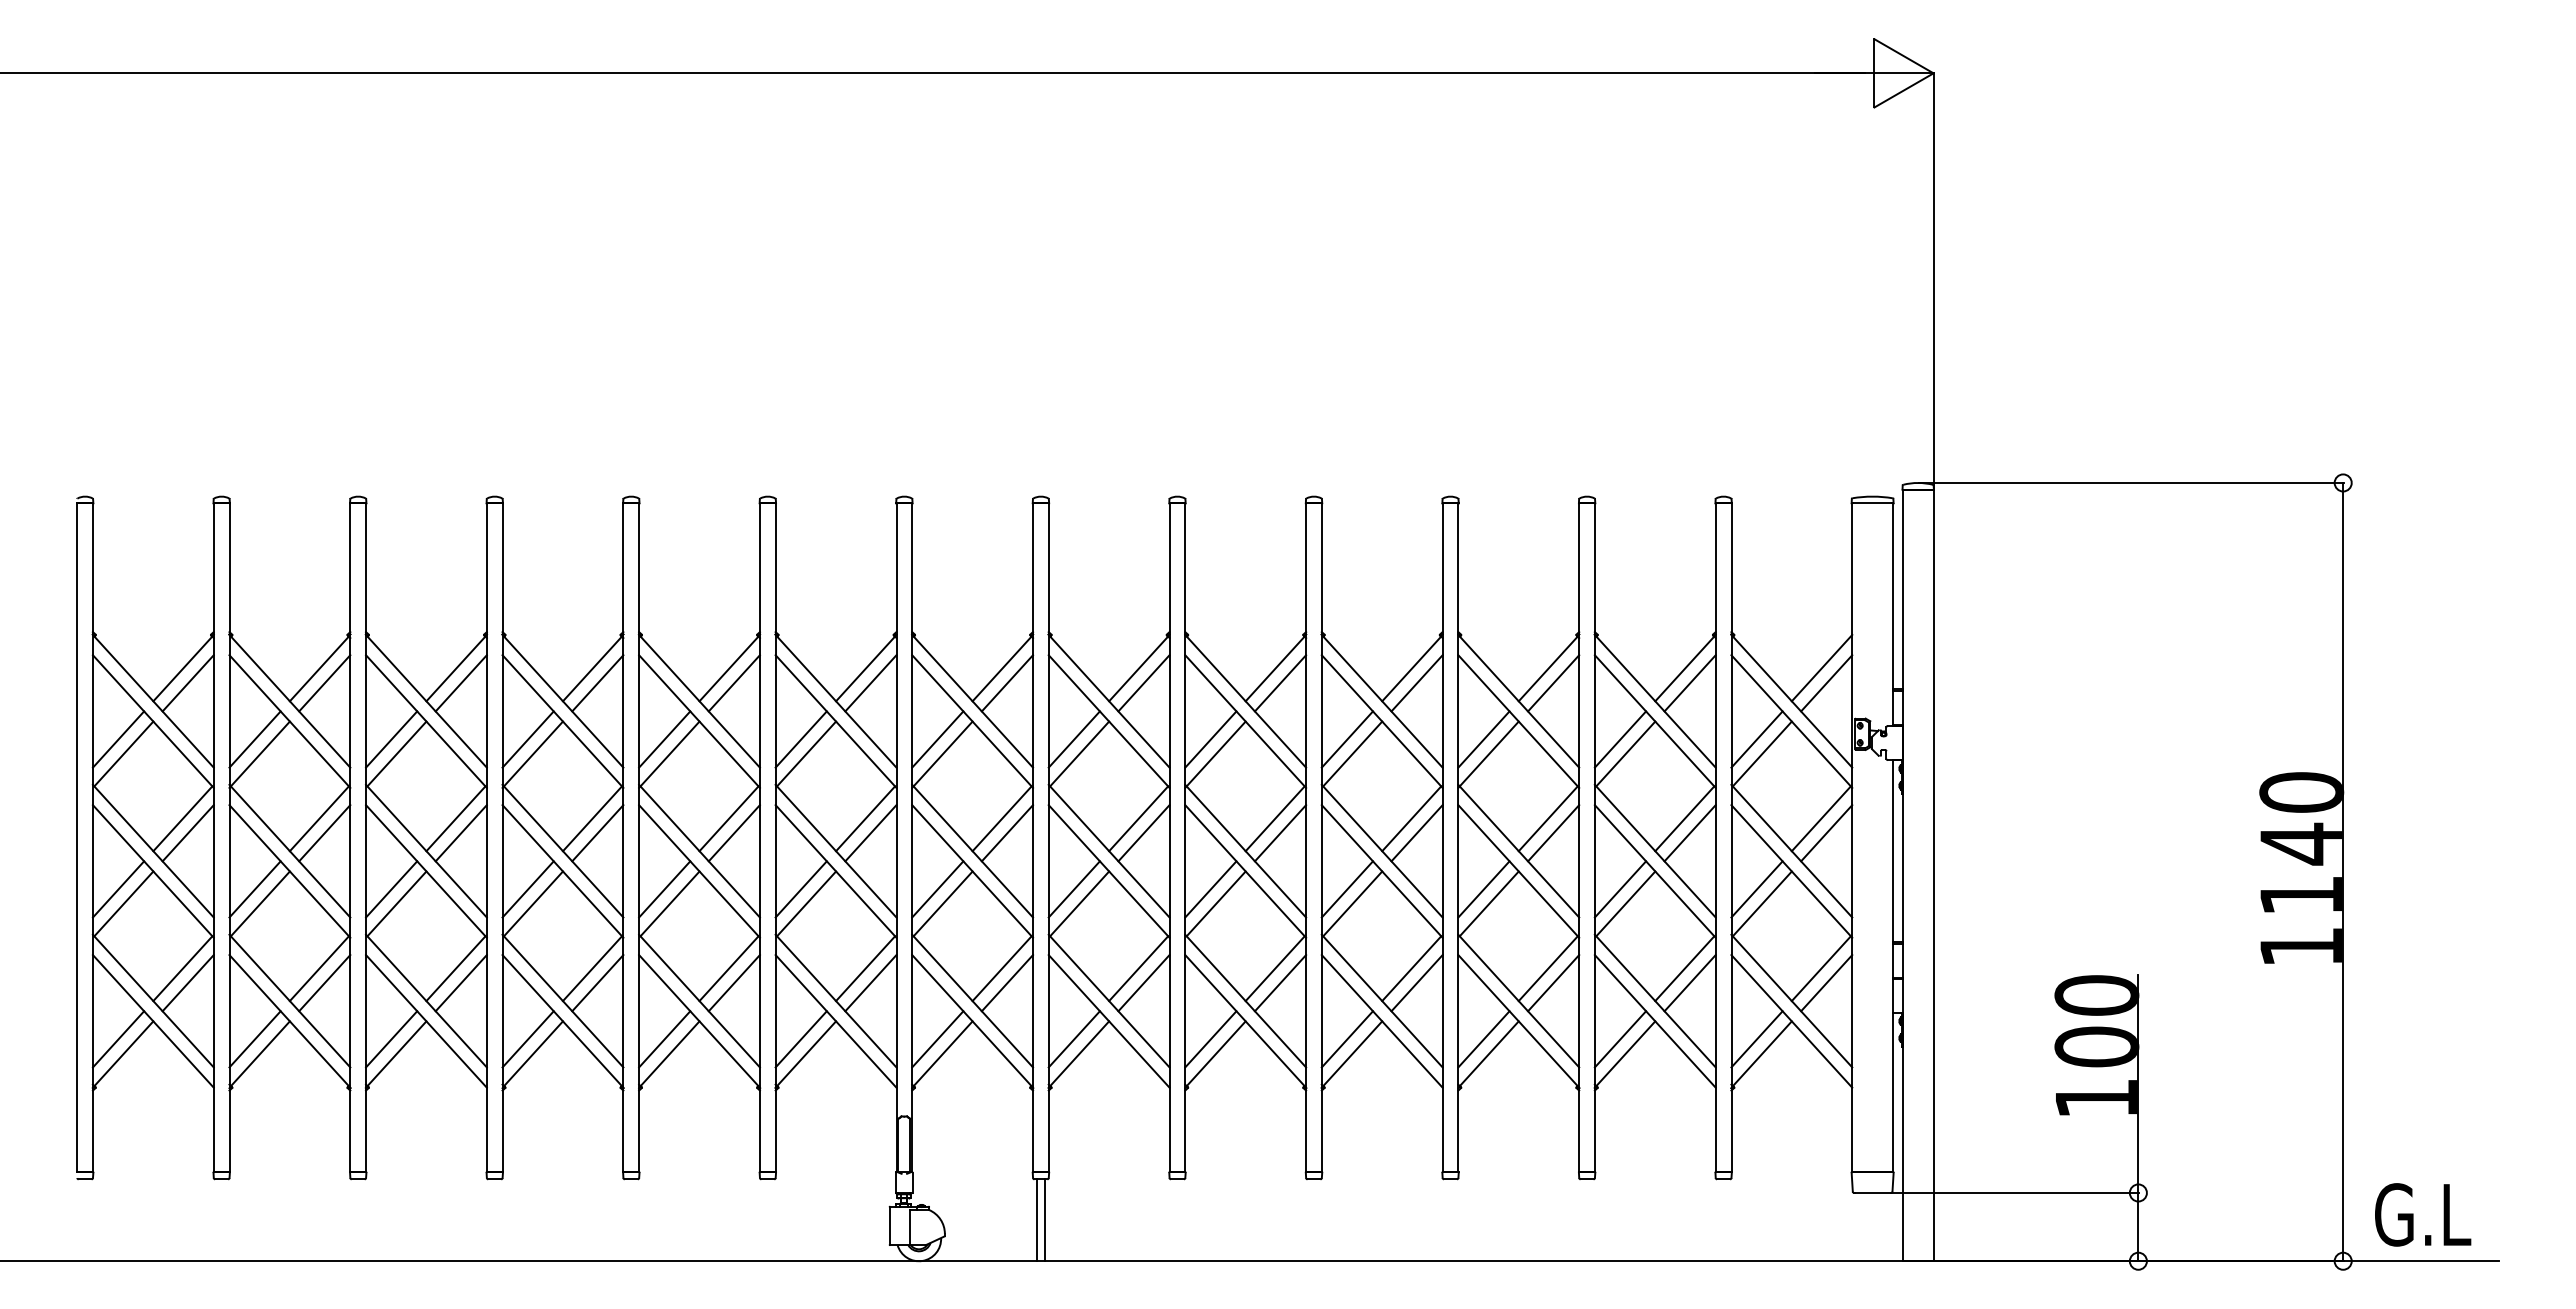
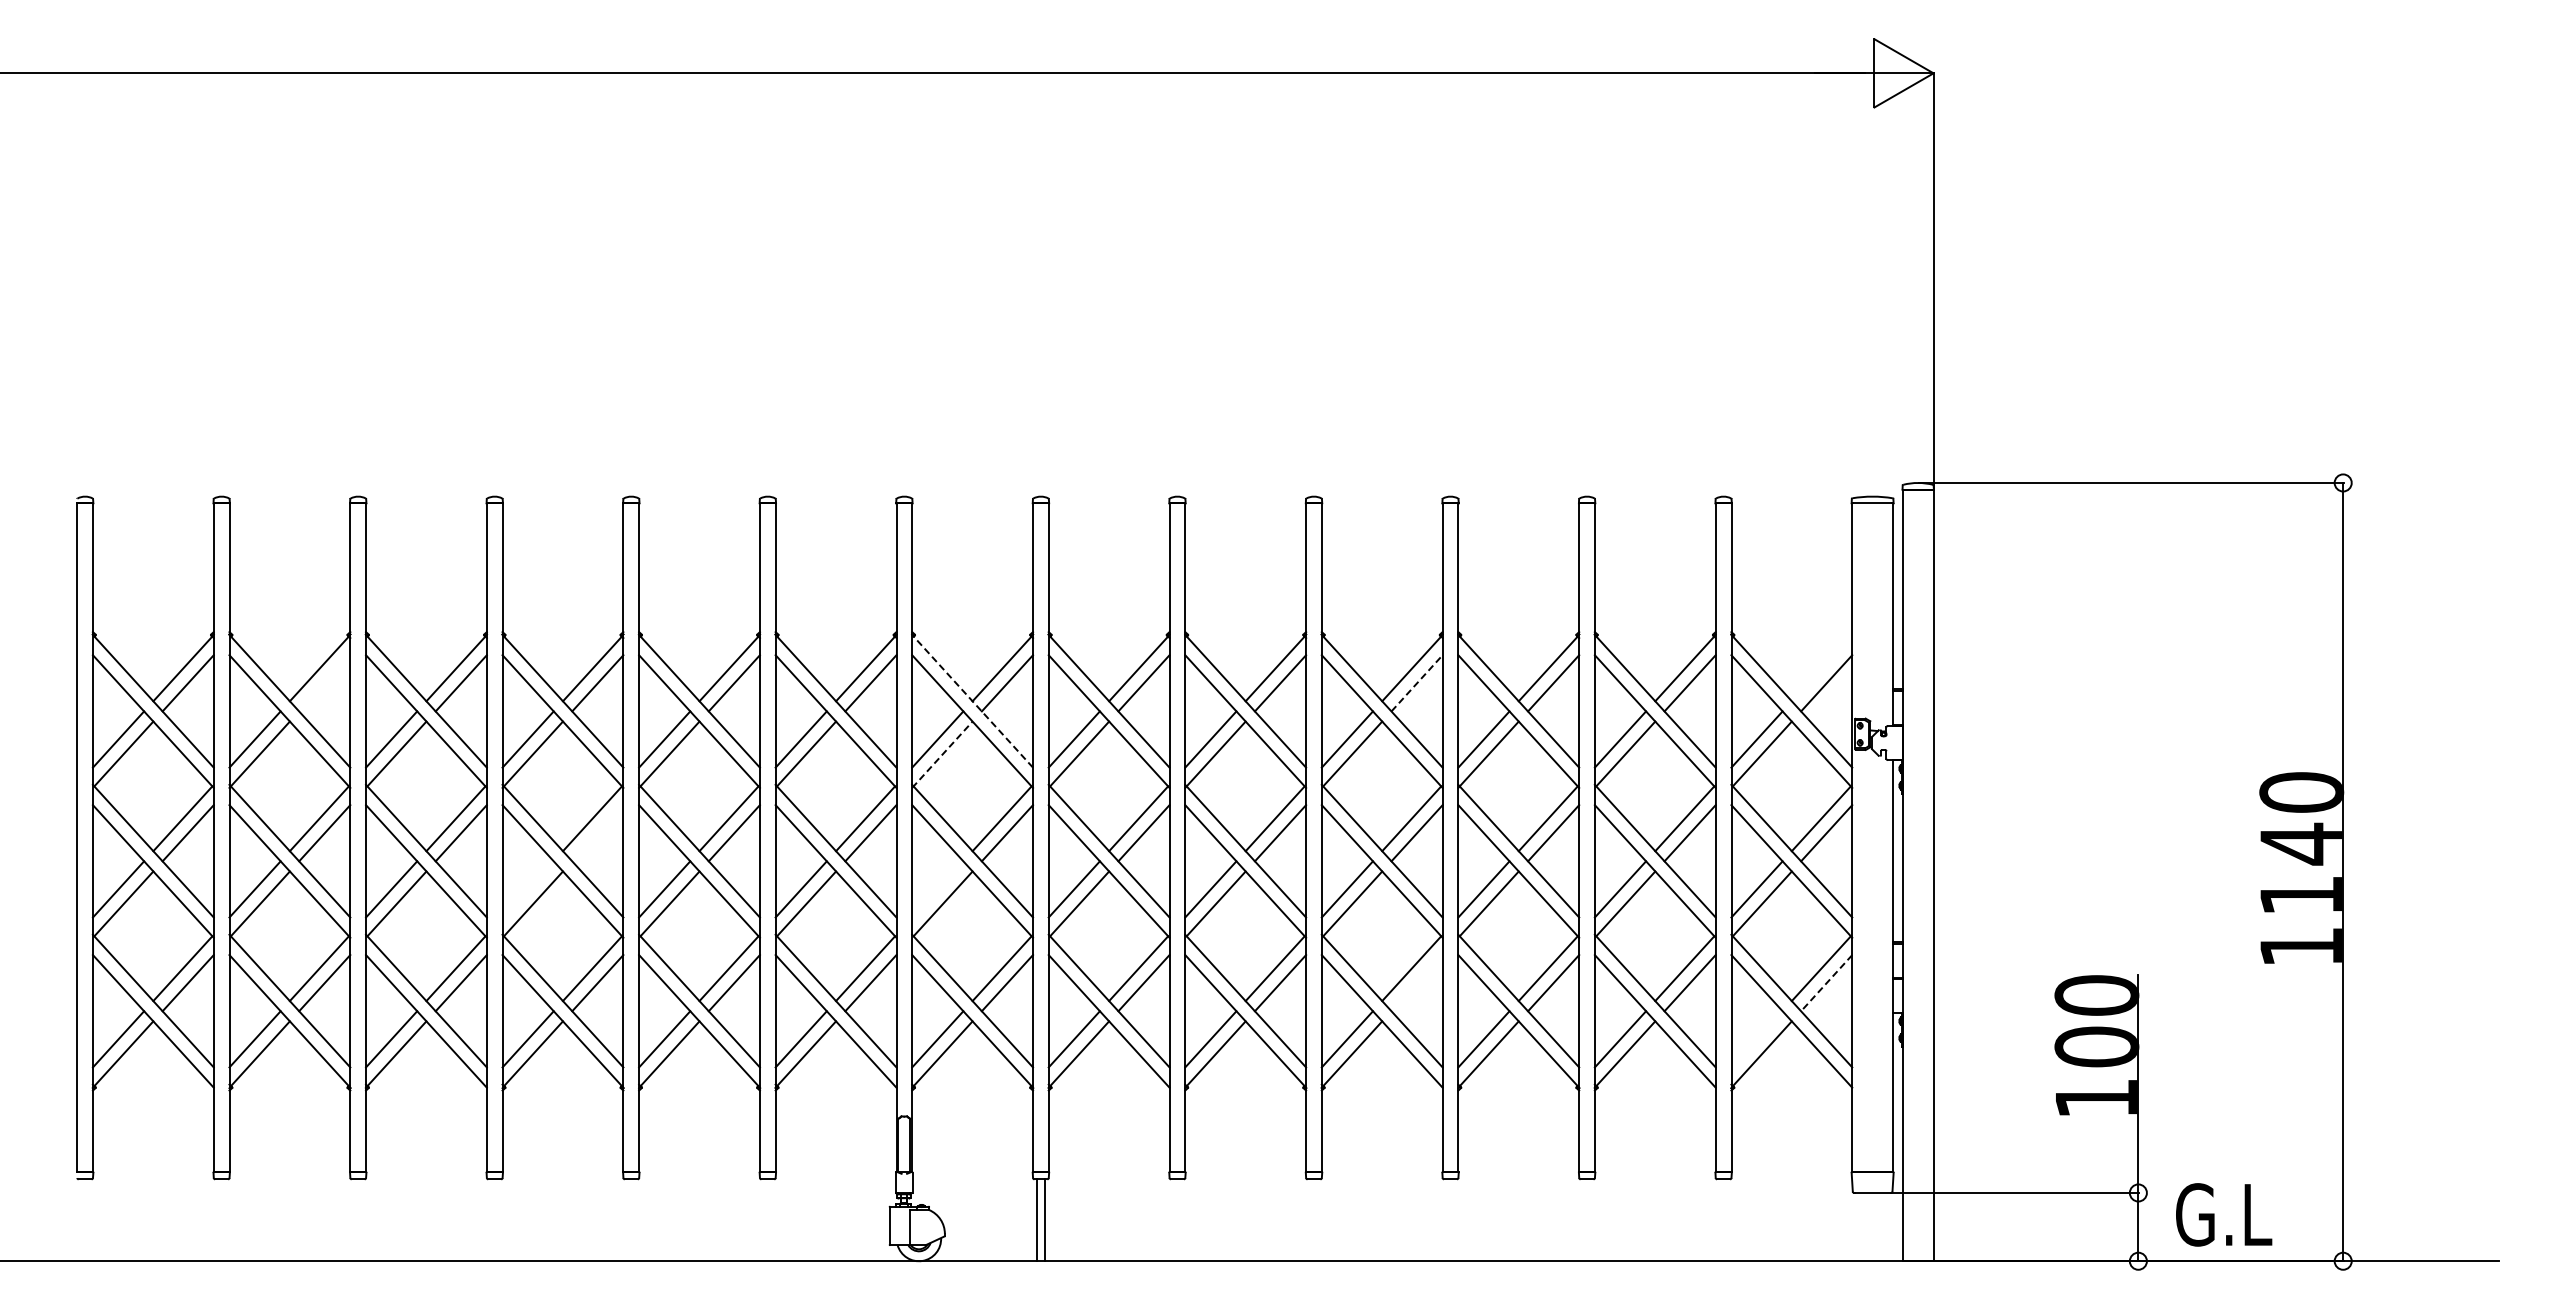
line: present -> none (1821, 667)
line: present -> none (324, 683)
line: solid -> dashed (1417, 683)
line: solid -> dashed (972, 701)
line: solid -> dashed (942, 754)
line: present -> none (597, 833)
line: present -> none (527, 889)
line: present -> none (937, 889)
line: present -> none (1416, 983)
line: solid -> dashed (1826, 983)
line: present -> none (1756, 1039)
text position: (2423, 1214) -> (2224, 1214) (2224, 1214)
